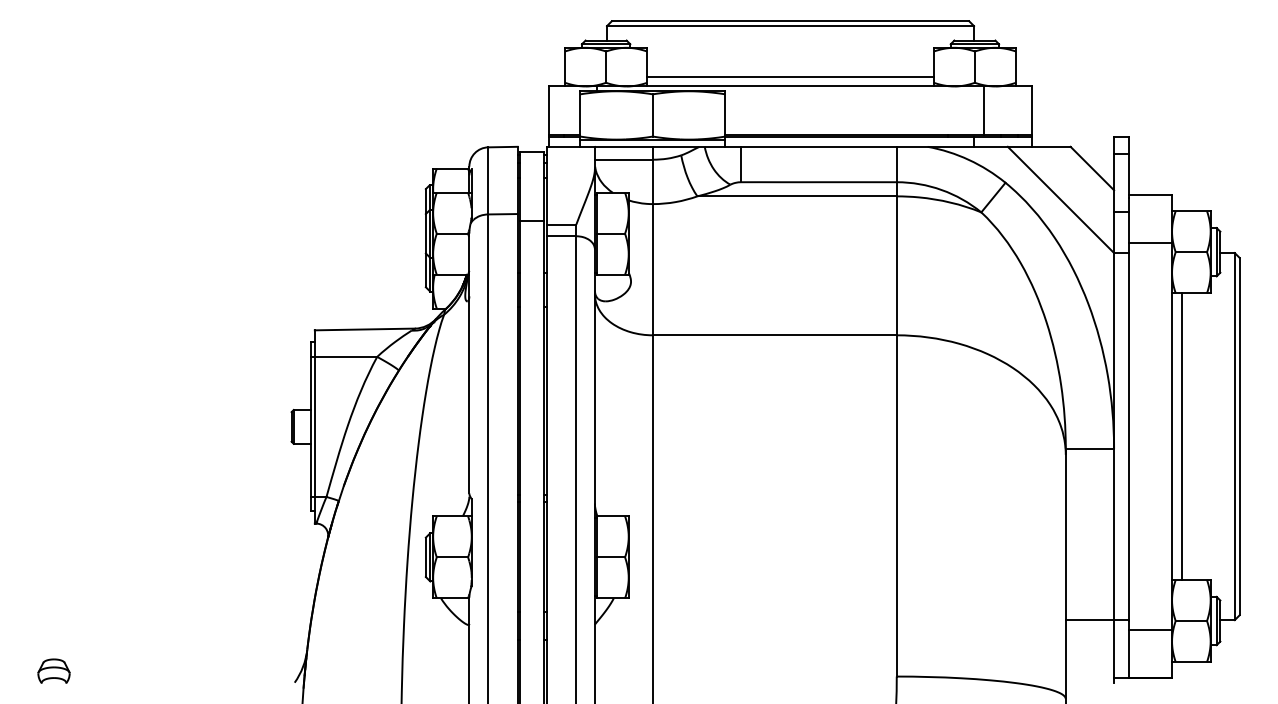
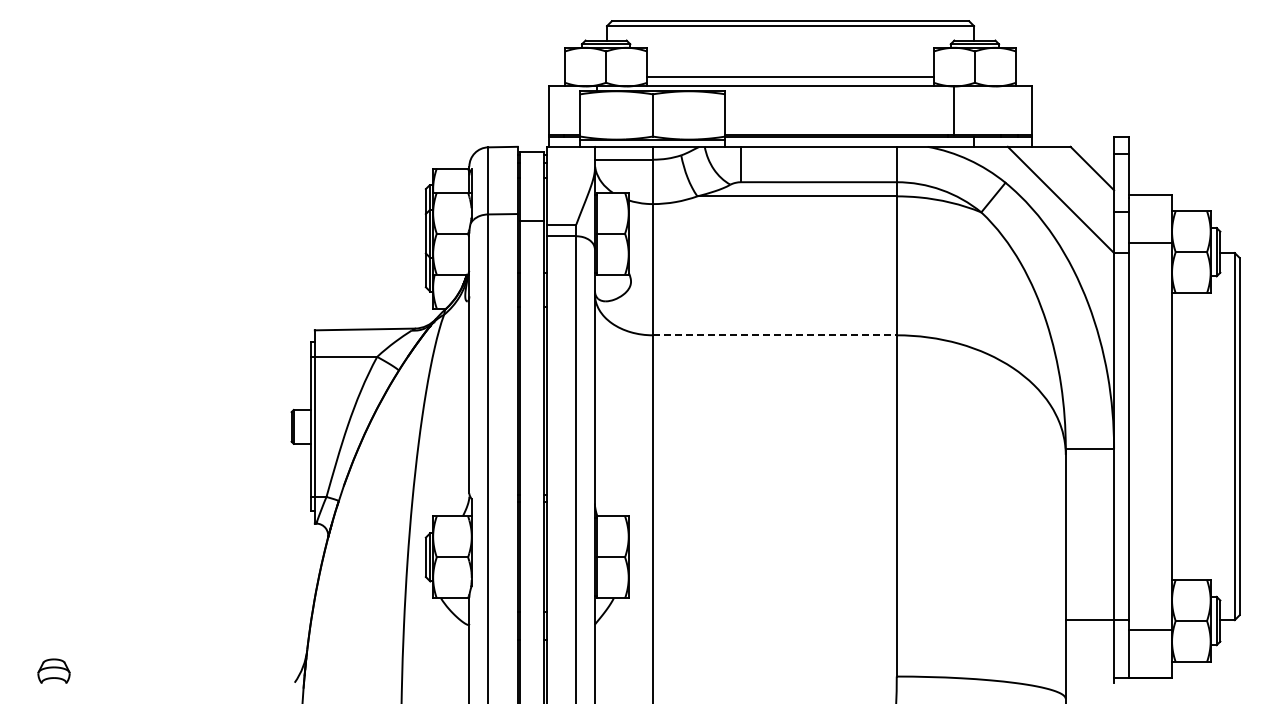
line position: (983, 110) -> (953, 110) (953, 110)
line: solid -> dashed (774, 335)
line: present -> none (1181, 436)
